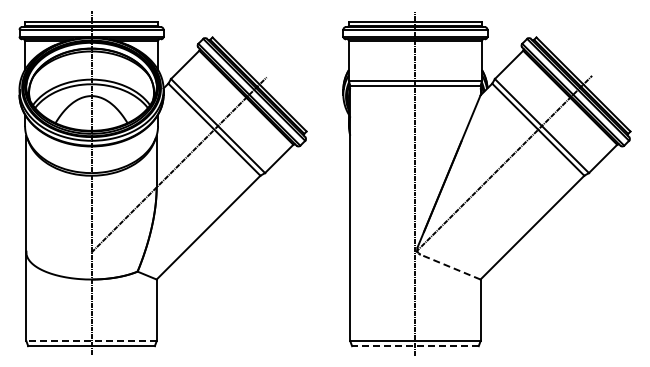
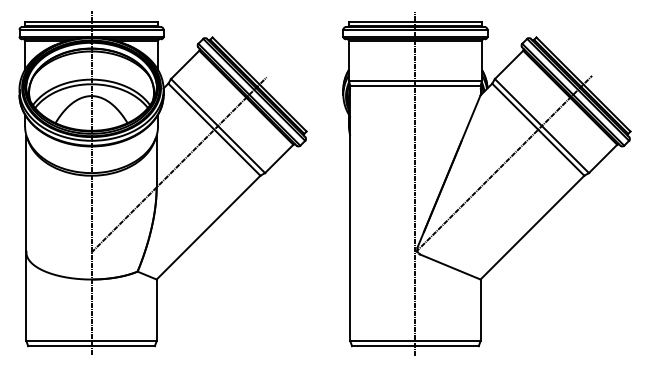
line: dashed -> solid (450, 266)
line: dashed -> solid (91, 341)
line: dashed -> solid (414, 346)
